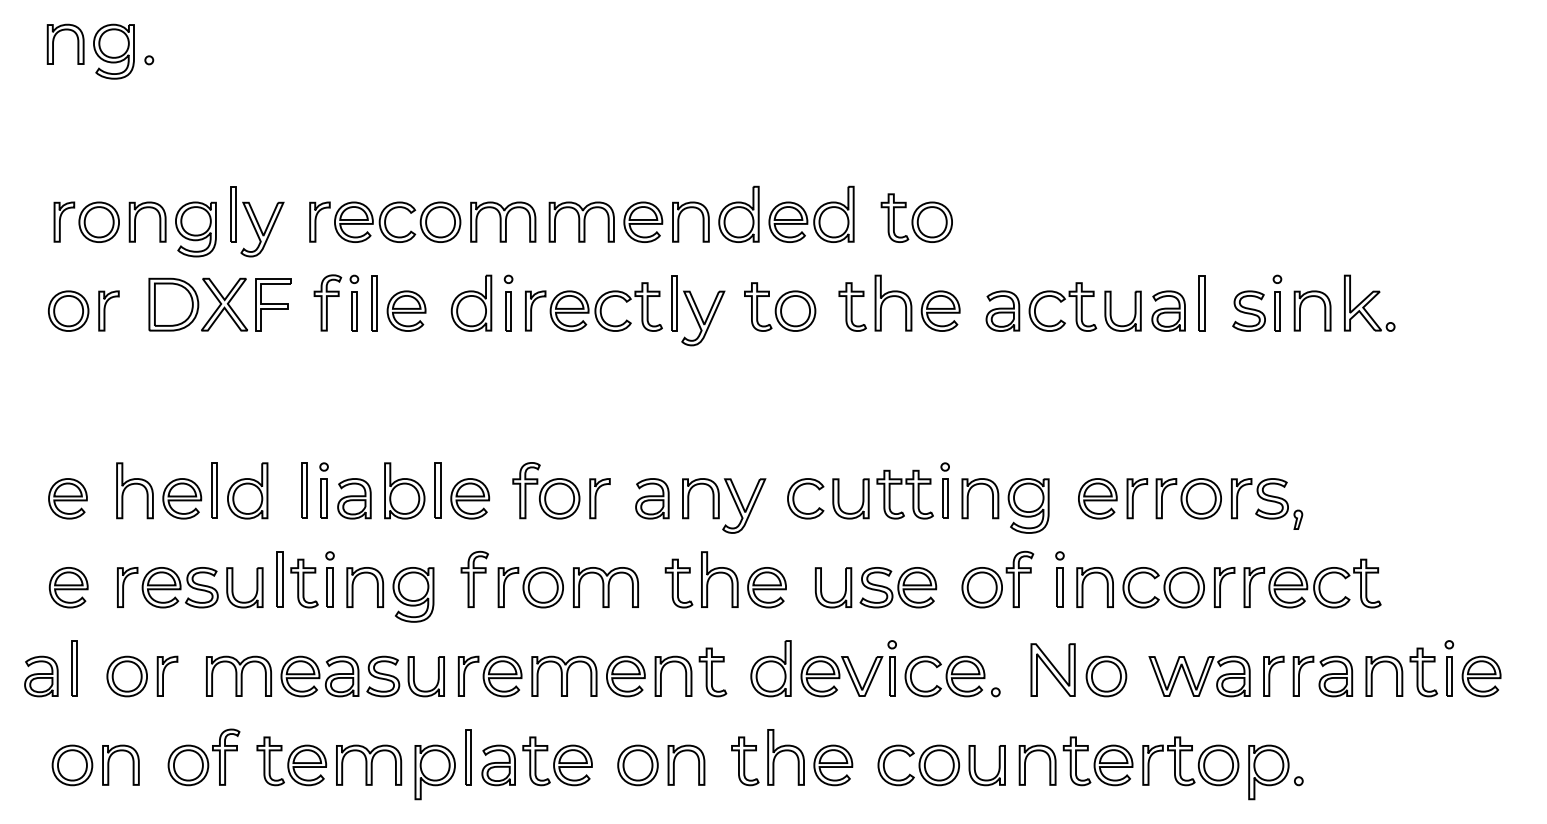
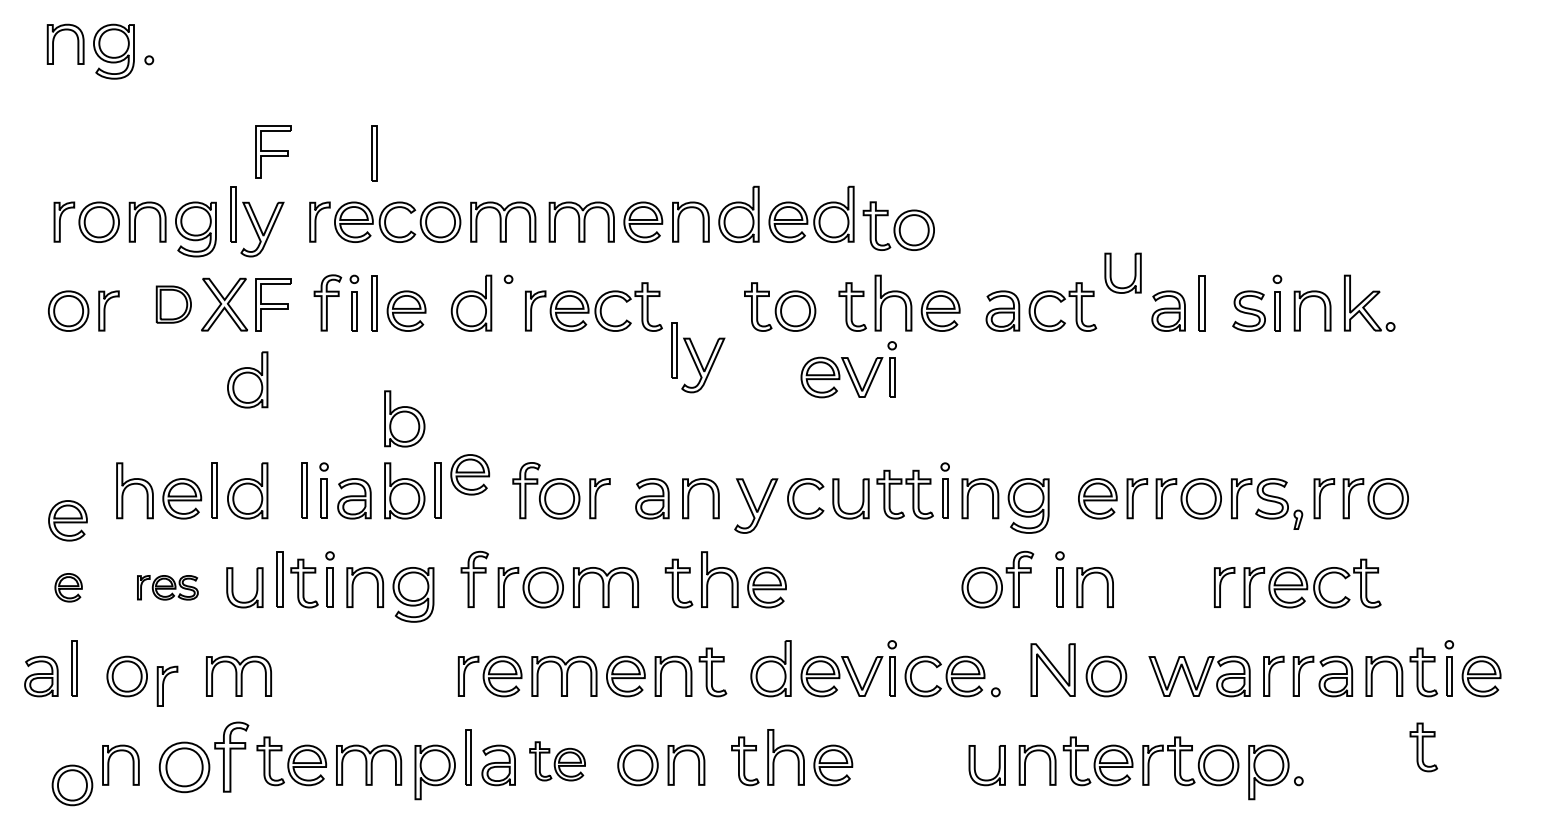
part: none -> present (273, 151)
part: none -> present (374, 153)
part position: (916, 217) -> (898, 225) (898, 225)
part size: 52x55 px -> 37x39 px (173, 304)
part position: (698, 310) -> (698, 357) (698, 357)
part position: (1111, 310) -> (1111, 272) (1111, 272)
part: present -> none (508, 311)
part: none -> present (848, 369)
part: none -> present (247, 379)
part: none -> present (404, 418)
part position: (67, 498) -> (67, 520) (67, 520)
part position: (470, 498) -> (470, 474) (470, 474)
part: none -> present (1367, 498)
part position: (744, 505) -> (756, 505) (756, 505)
part size: 41x42 px -> 29x30 px (68, 587)
part size: 102x42 px -> 62x26 px (167, 587)
part: present -> none (875, 587)
part: present -> none (1163, 587)
part position: (167, 675) -> (167, 685) (167, 685)
part: present -> none (362, 676)
part: none -> present (1423, 747)
part size: 74x59 px -> 92x73 px (203, 757)
part size: 71x51 px -> 57x41 px (557, 761)
part position: (72, 765) -> (72, 785) (72, 785)
part: present -> none (918, 765)
